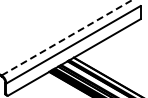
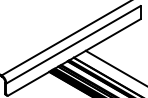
line: dashed -> solid (66, 37)
line: none -> present (114, 67)
